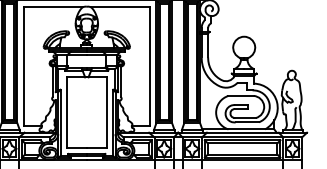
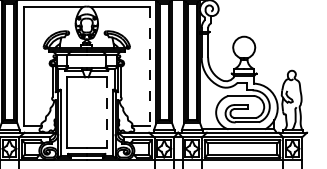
line: solid -> dashed (149, 67)
line: solid -> dashed (106, 113)
